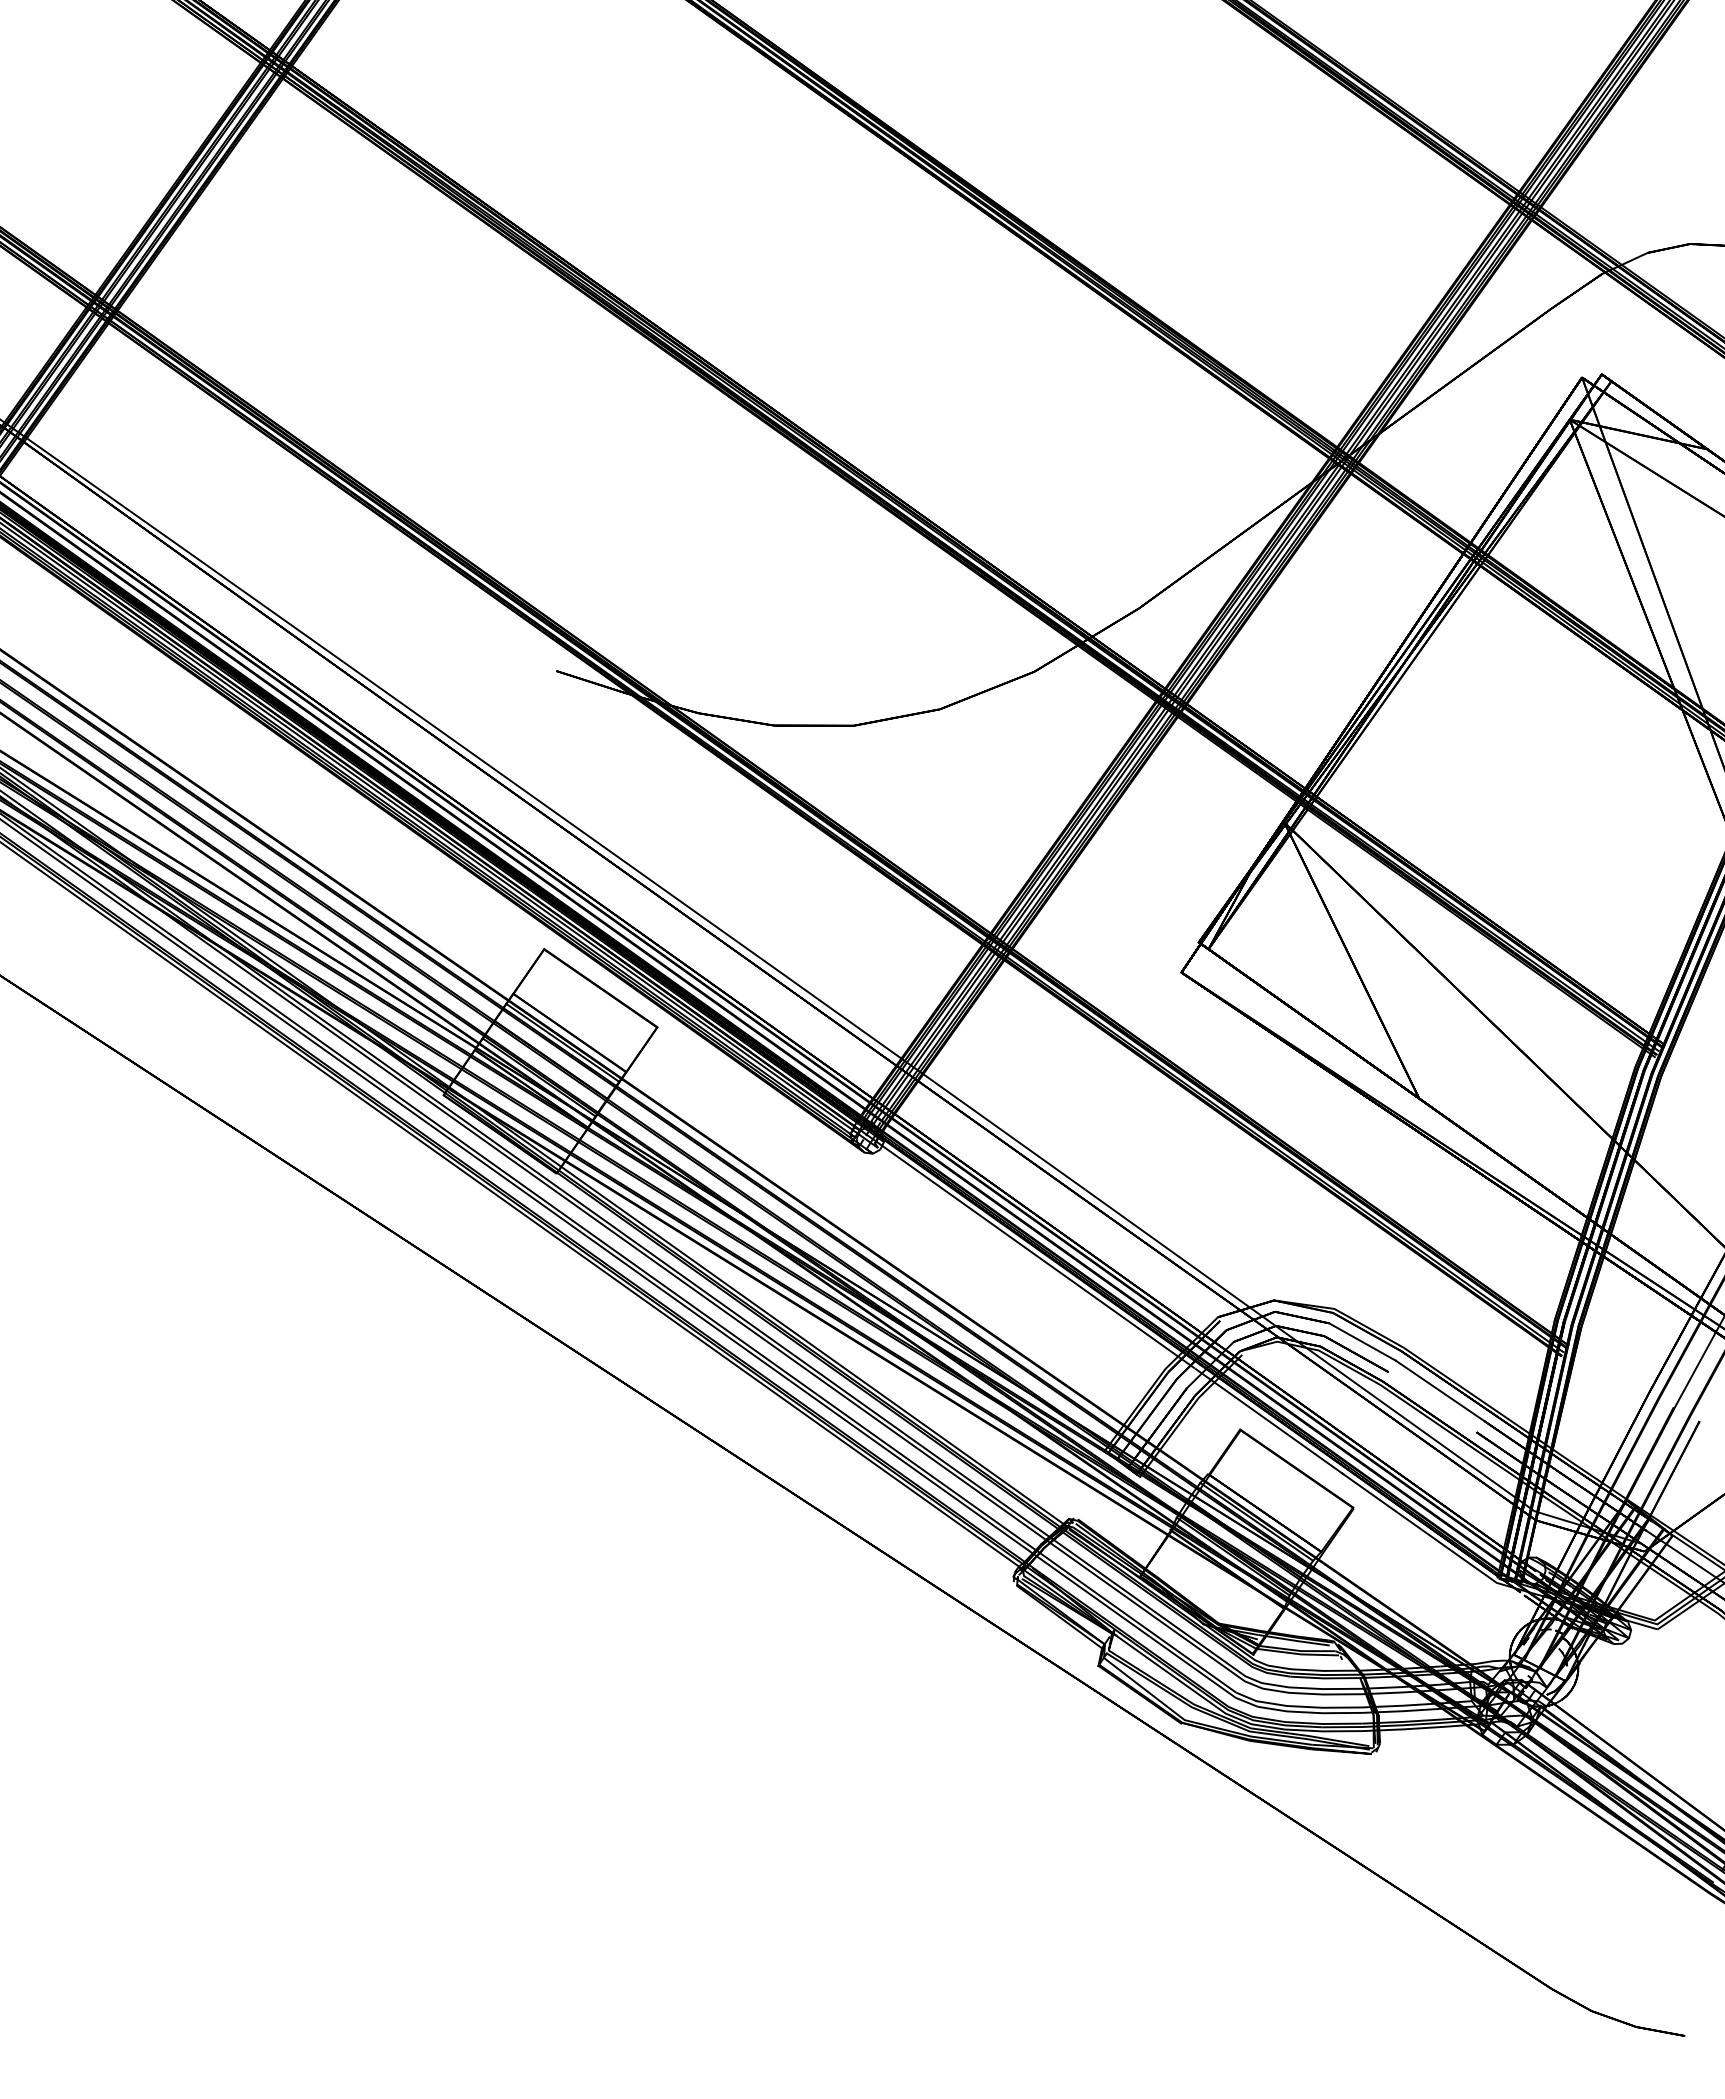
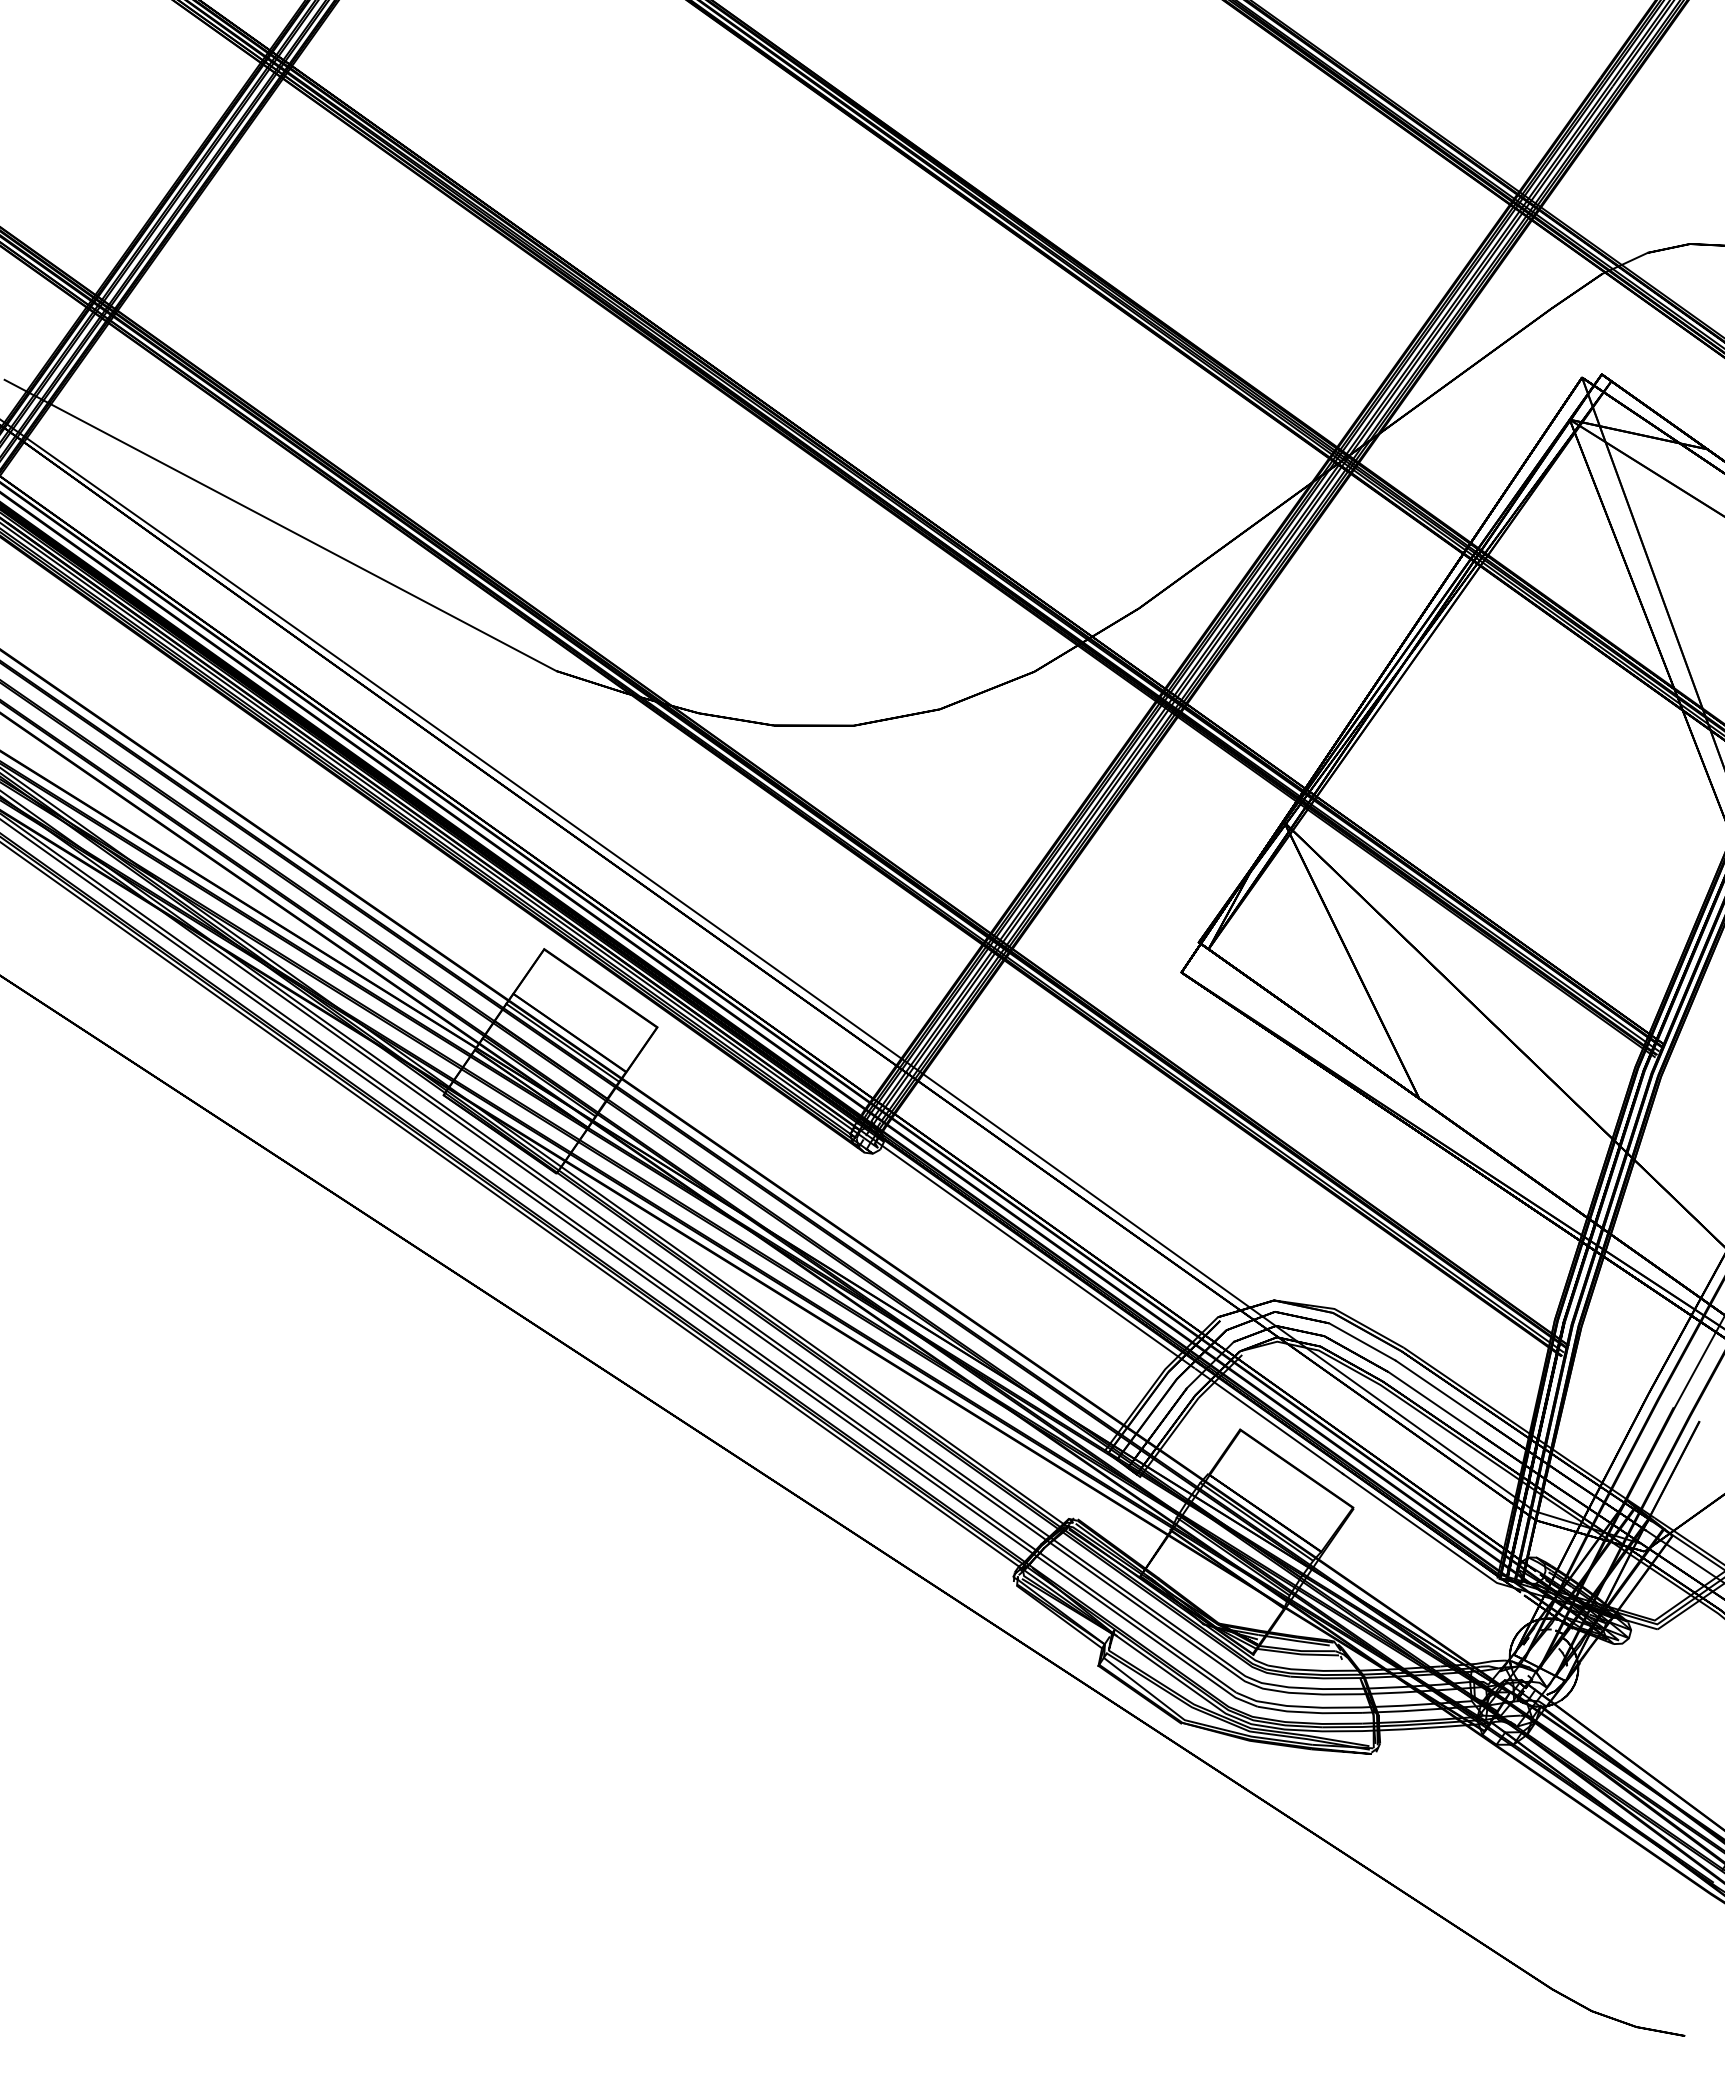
line: none -> present (280, 525)
line: none -> present (1432, 1402)
